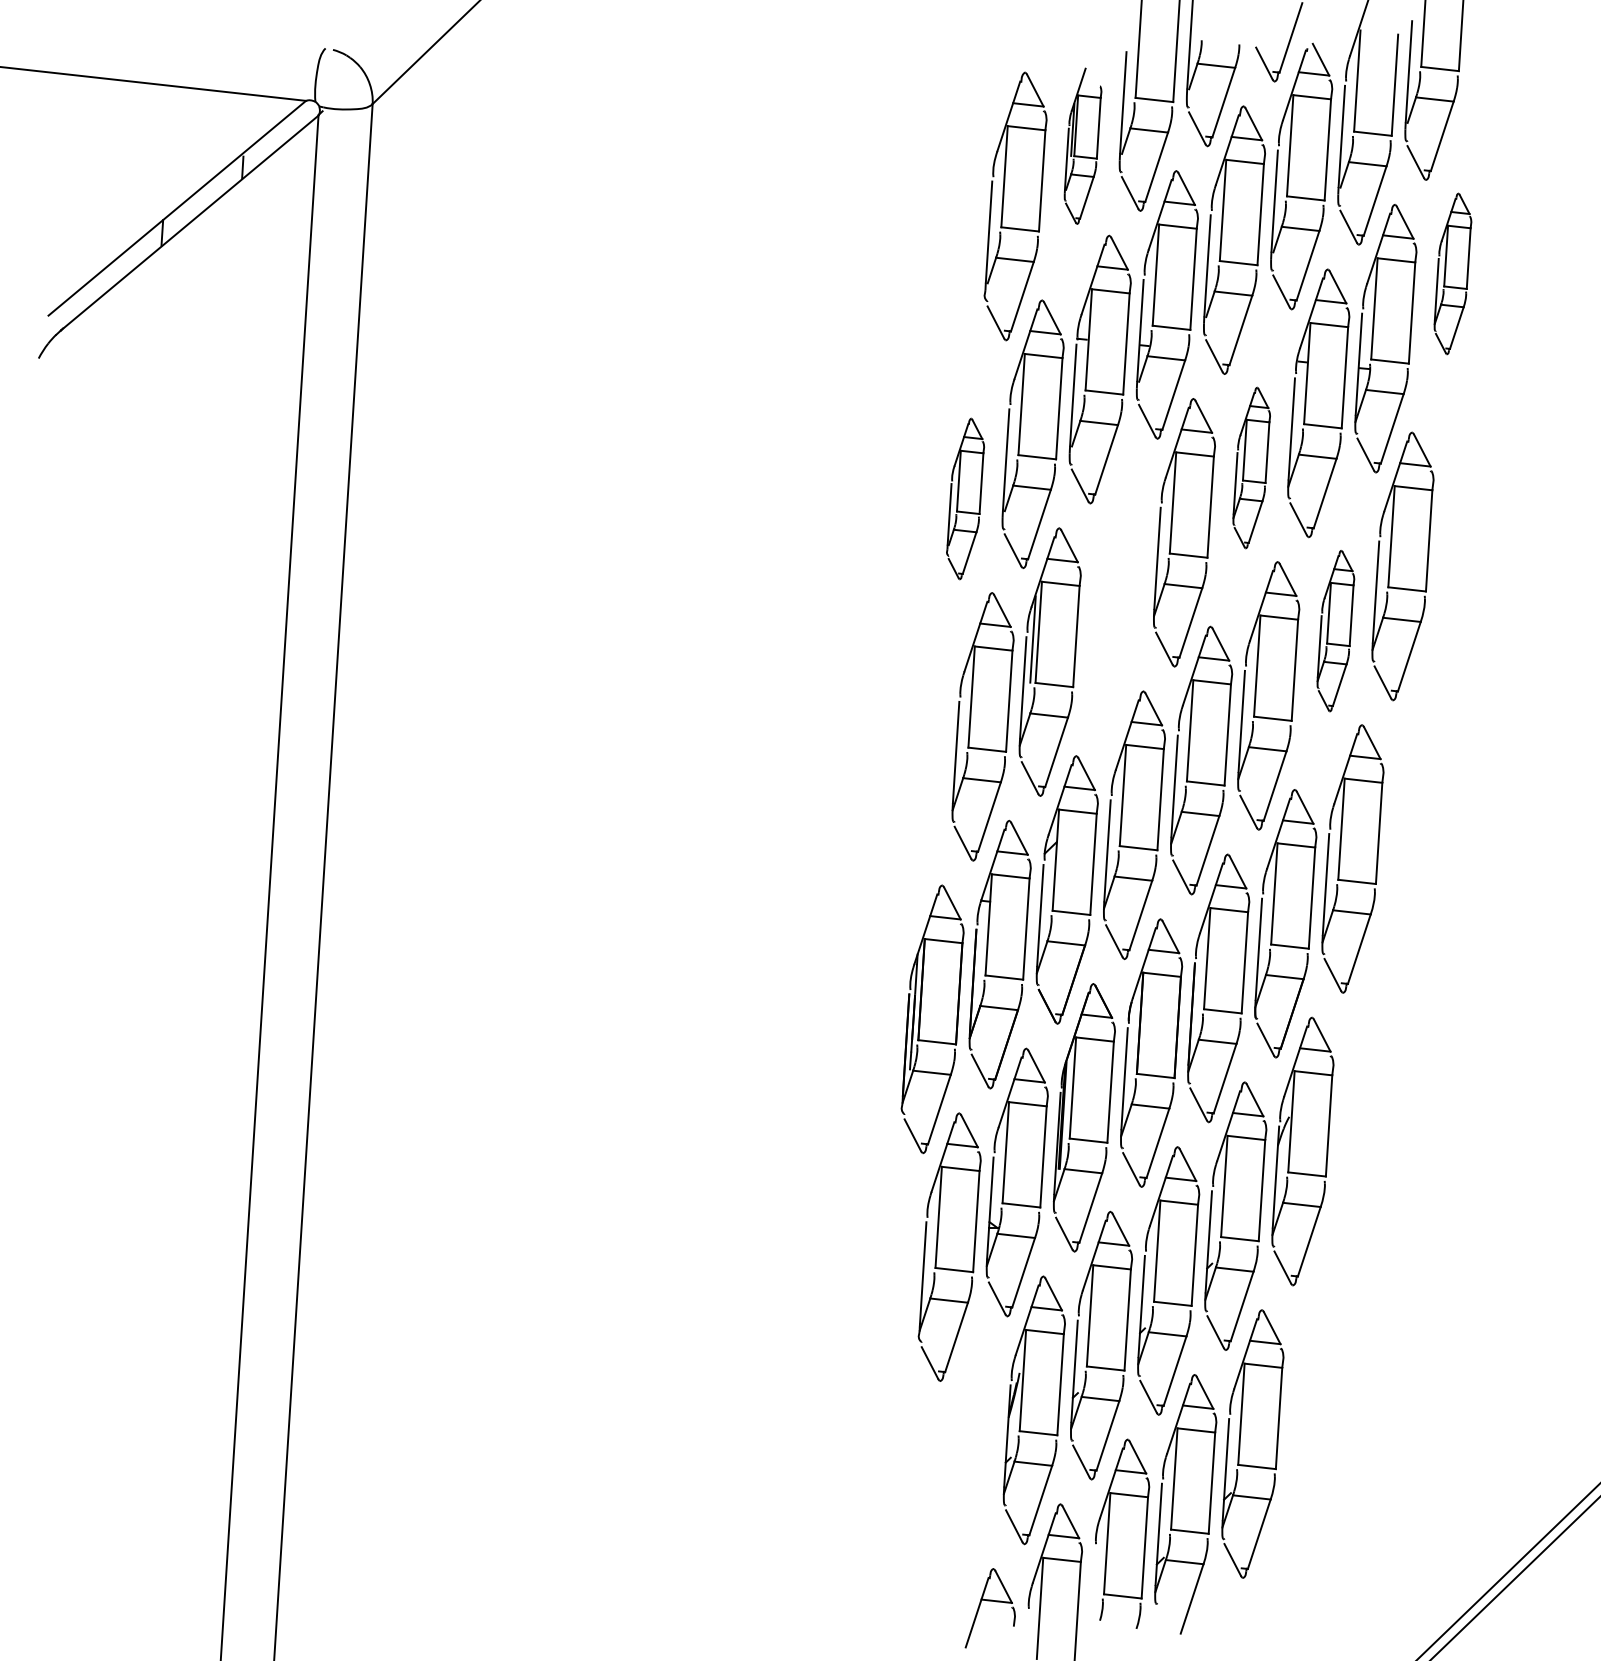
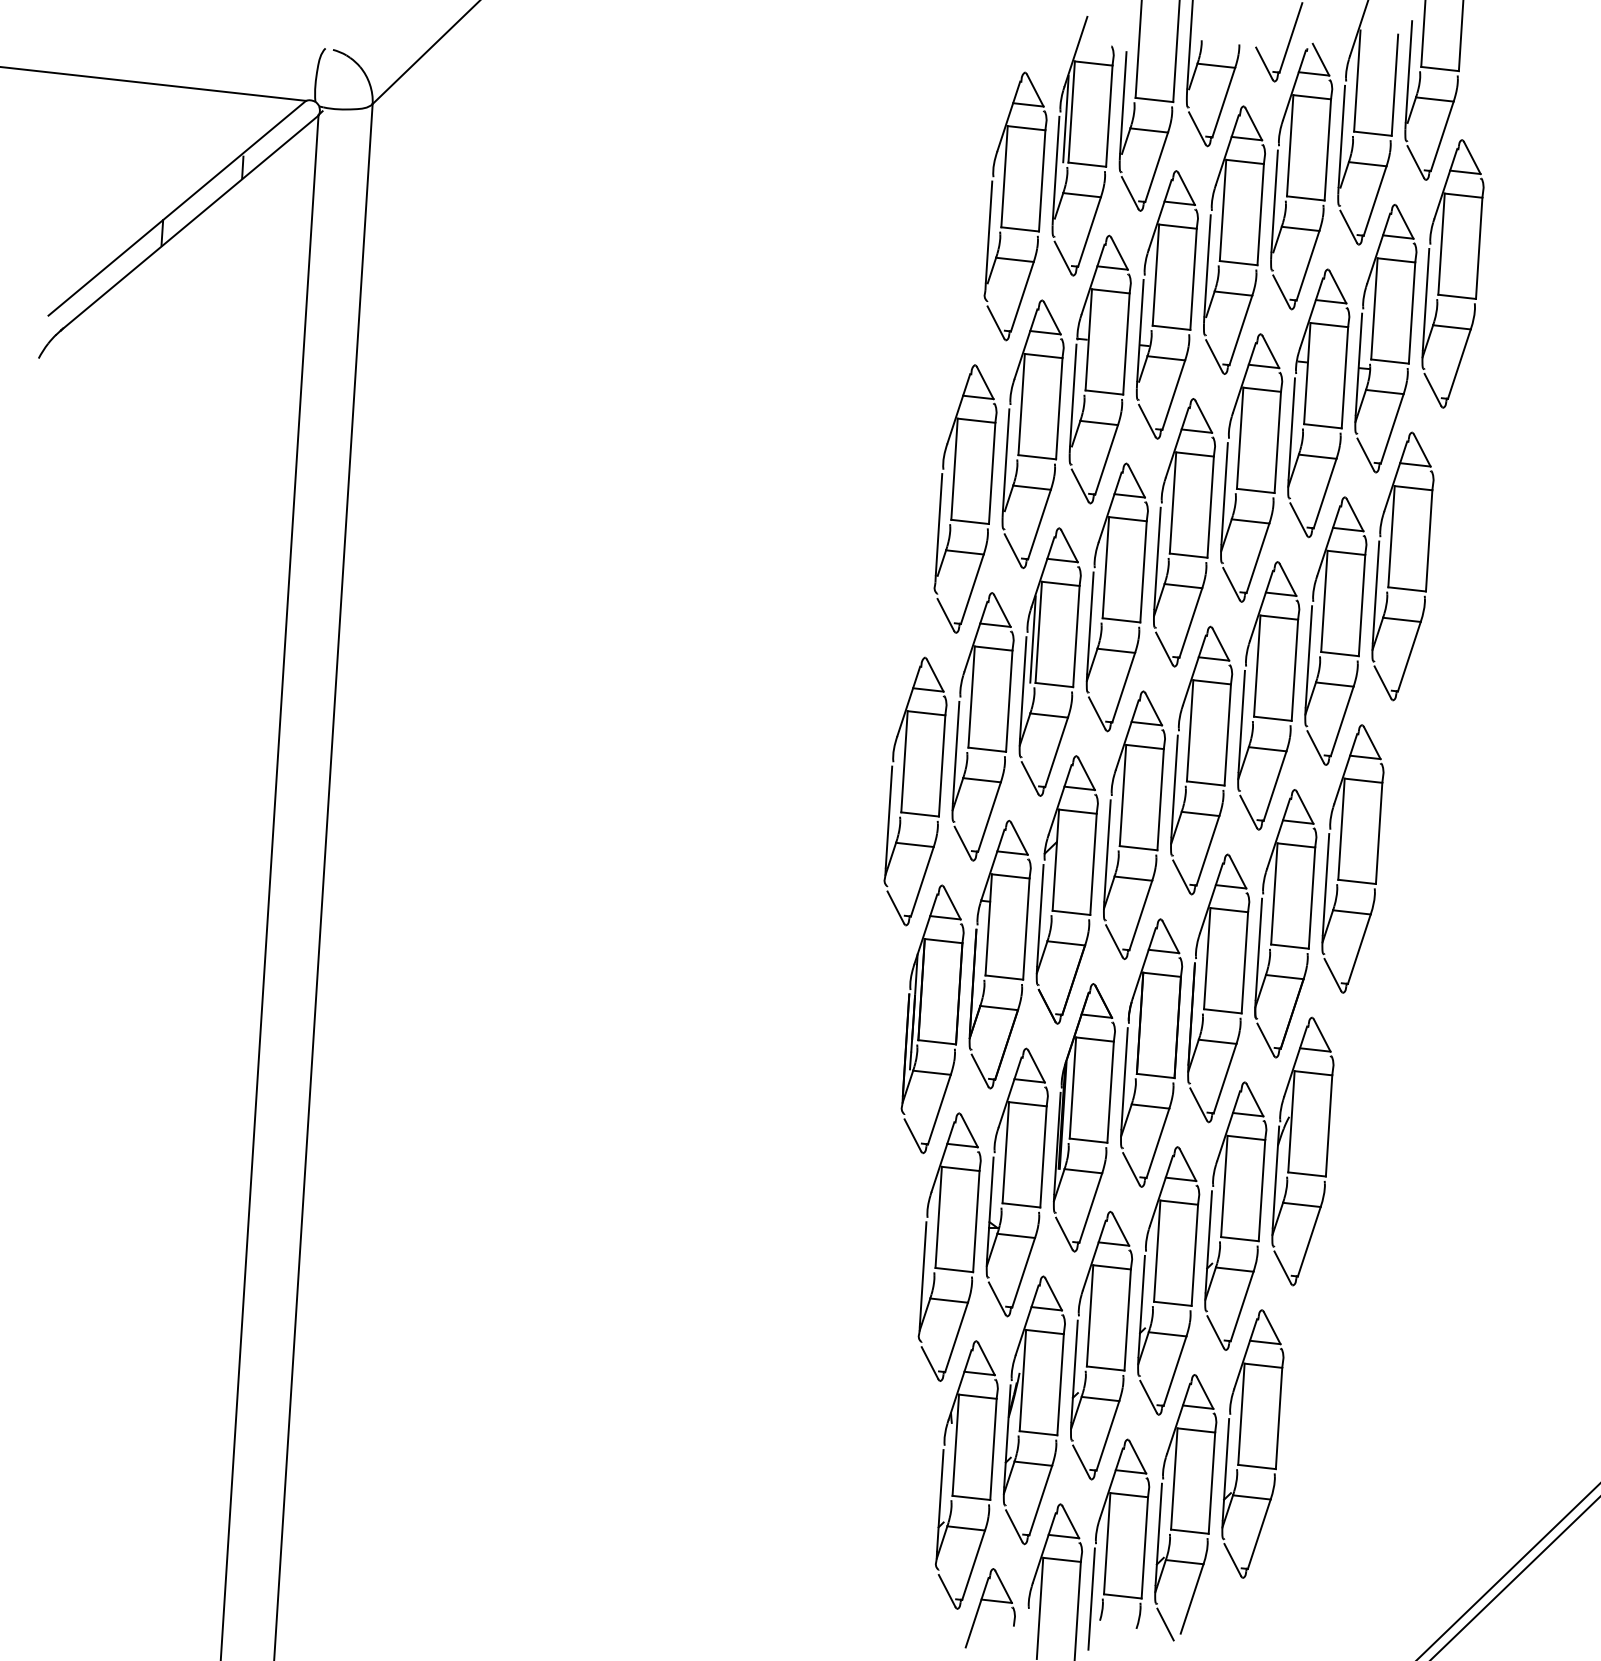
part size: 40x158 px -> 64x261 px (1082, 146)
part size: 40x164 px -> 64x270 px (1452, 273)
part size: 39x164 px -> 64x270 px (1251, 467)
part size: 39x164 px -> 65x270 px (965, 498)
part: none -> present (1116, 597)
part size: 40x163 px -> 64x270 px (1335, 630)
part: none -> present (915, 791)
part: none -> present (966, 1474)
line: none -> present (1091, 1598)
line: none -> present (1165, 1624)
